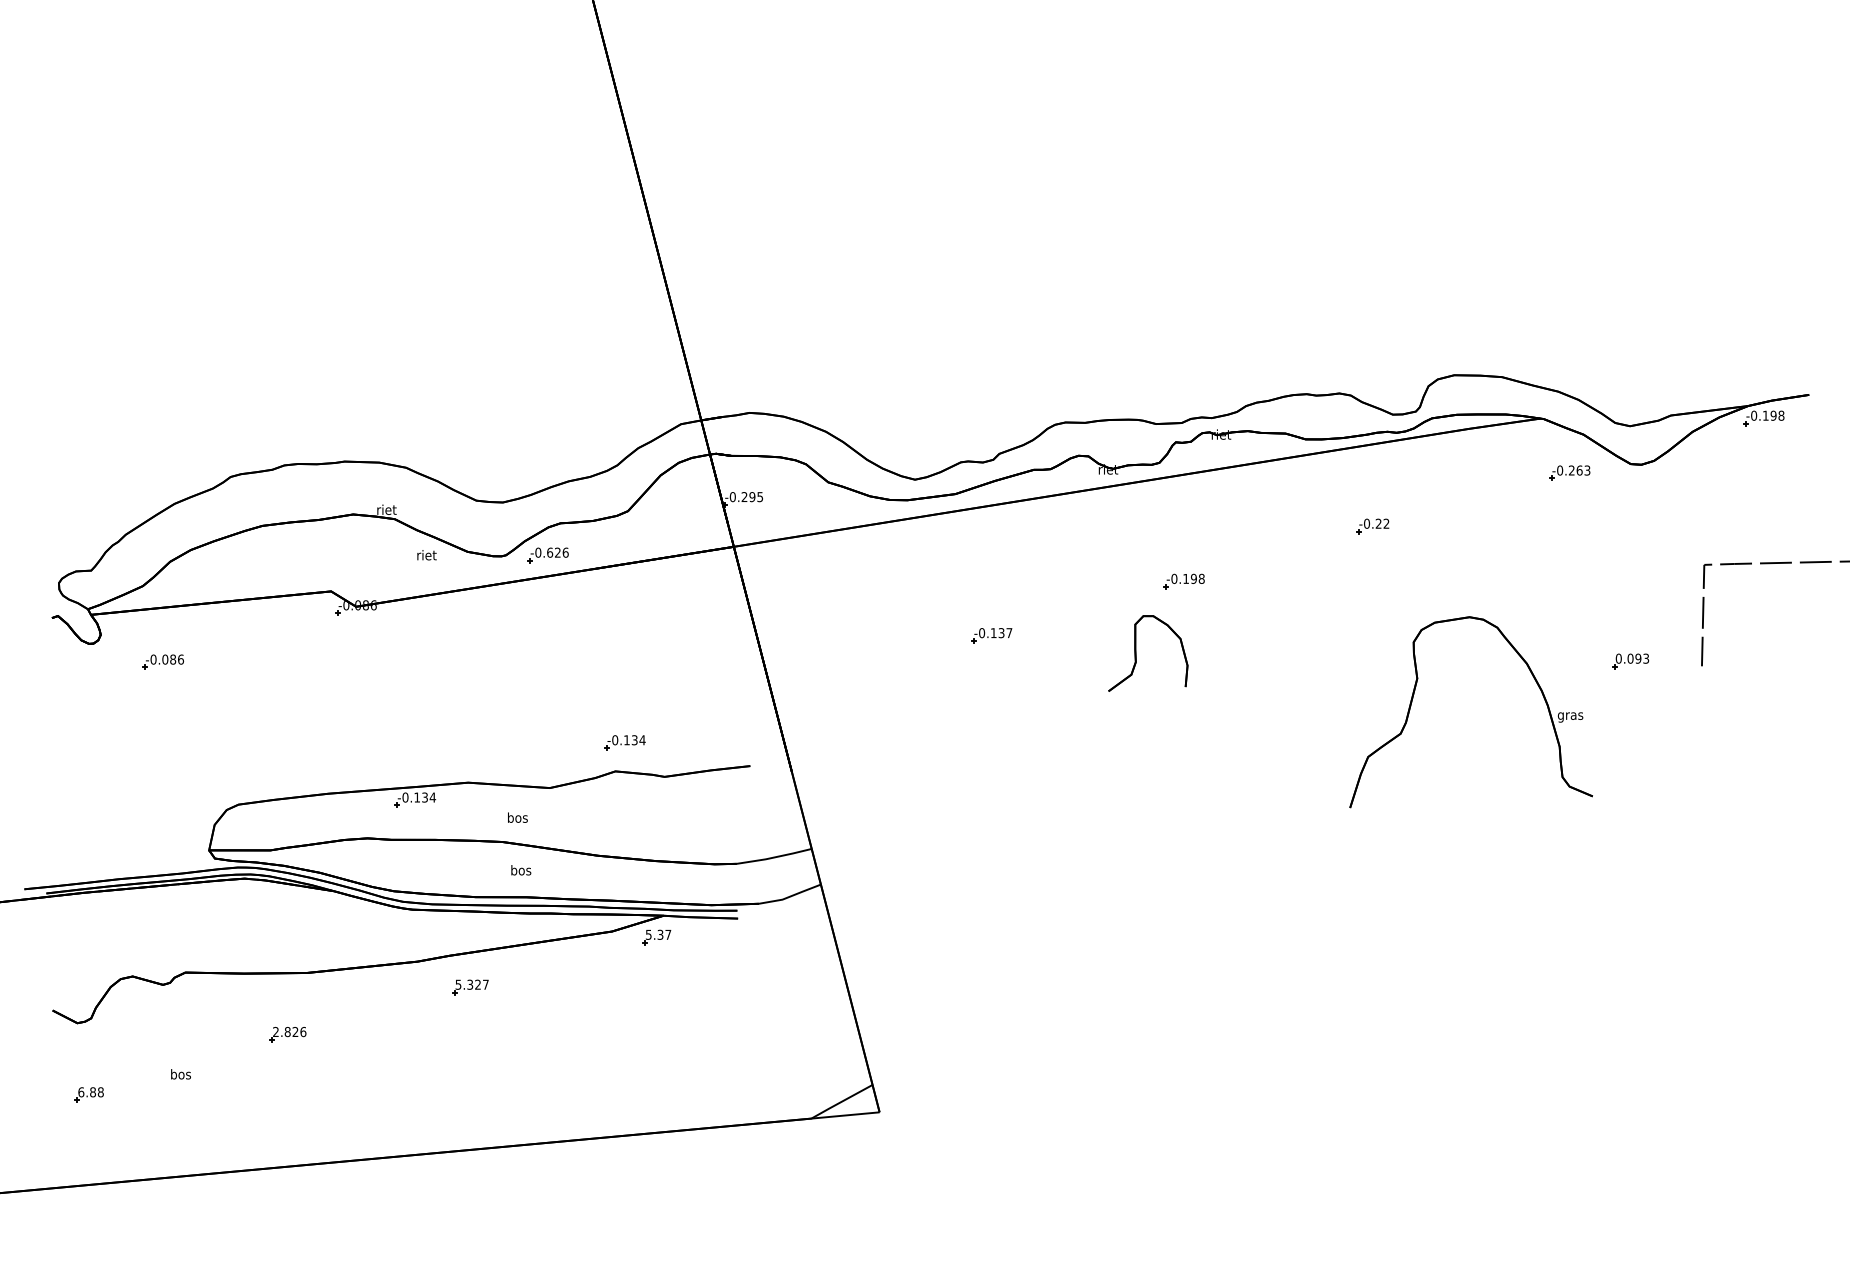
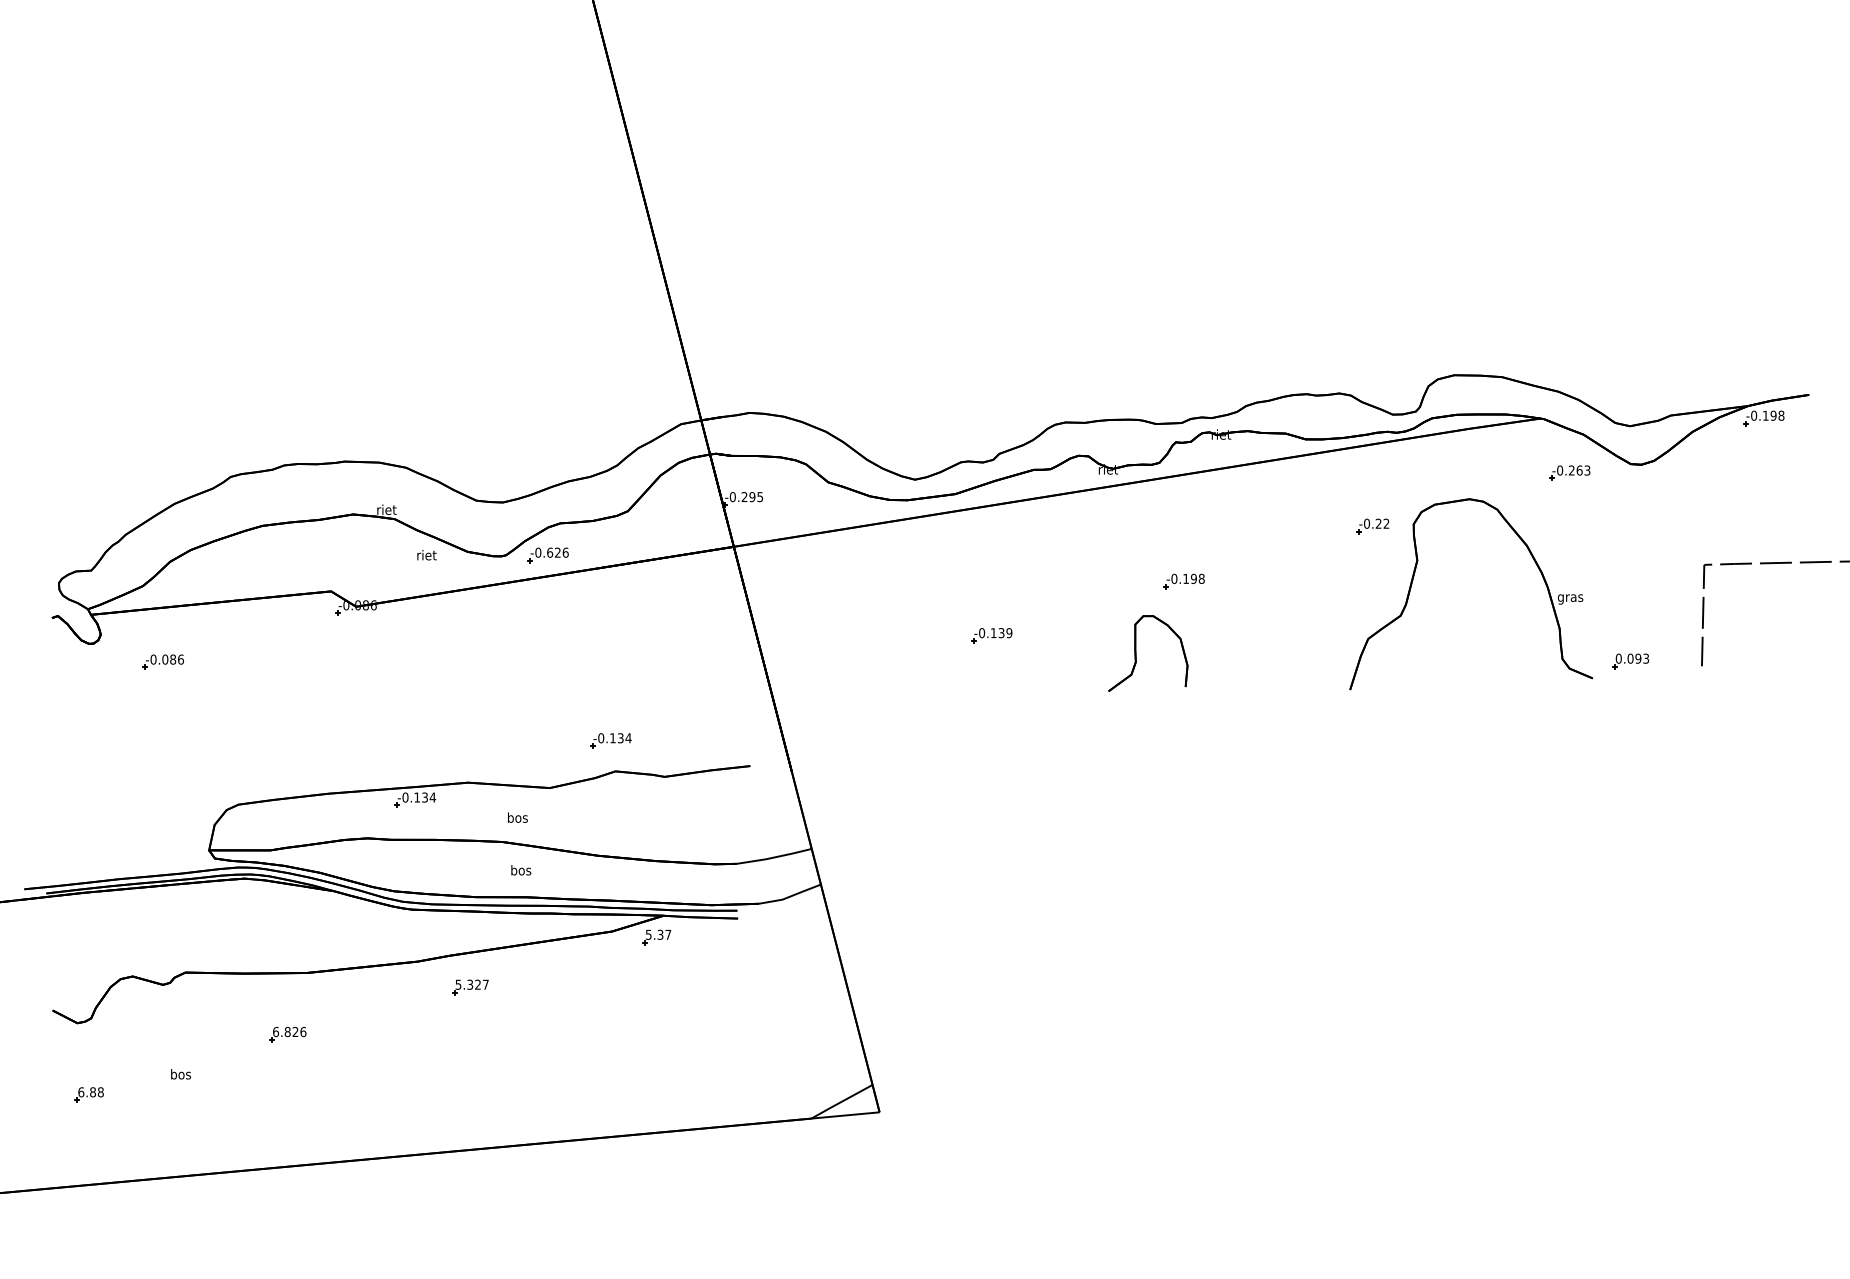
text: -0.137 -> -0.139 (1009, 633)
part position: (1413, 698) -> (1413, 580) (1413, 580)
part position: (624, 742) -> (610, 740) (610, 740)
text: 2.826 -> 6.826 (276, 1031)
